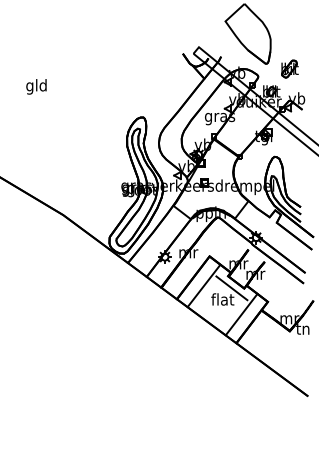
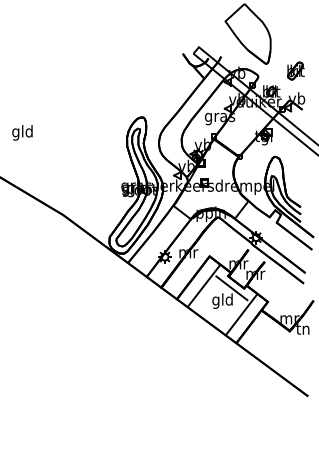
part position: (289, 68) -> (295, 70) (295, 70)
text position: (36, 86) -> (22, 132) (22, 132)
text: flat -> gld (222, 300)
